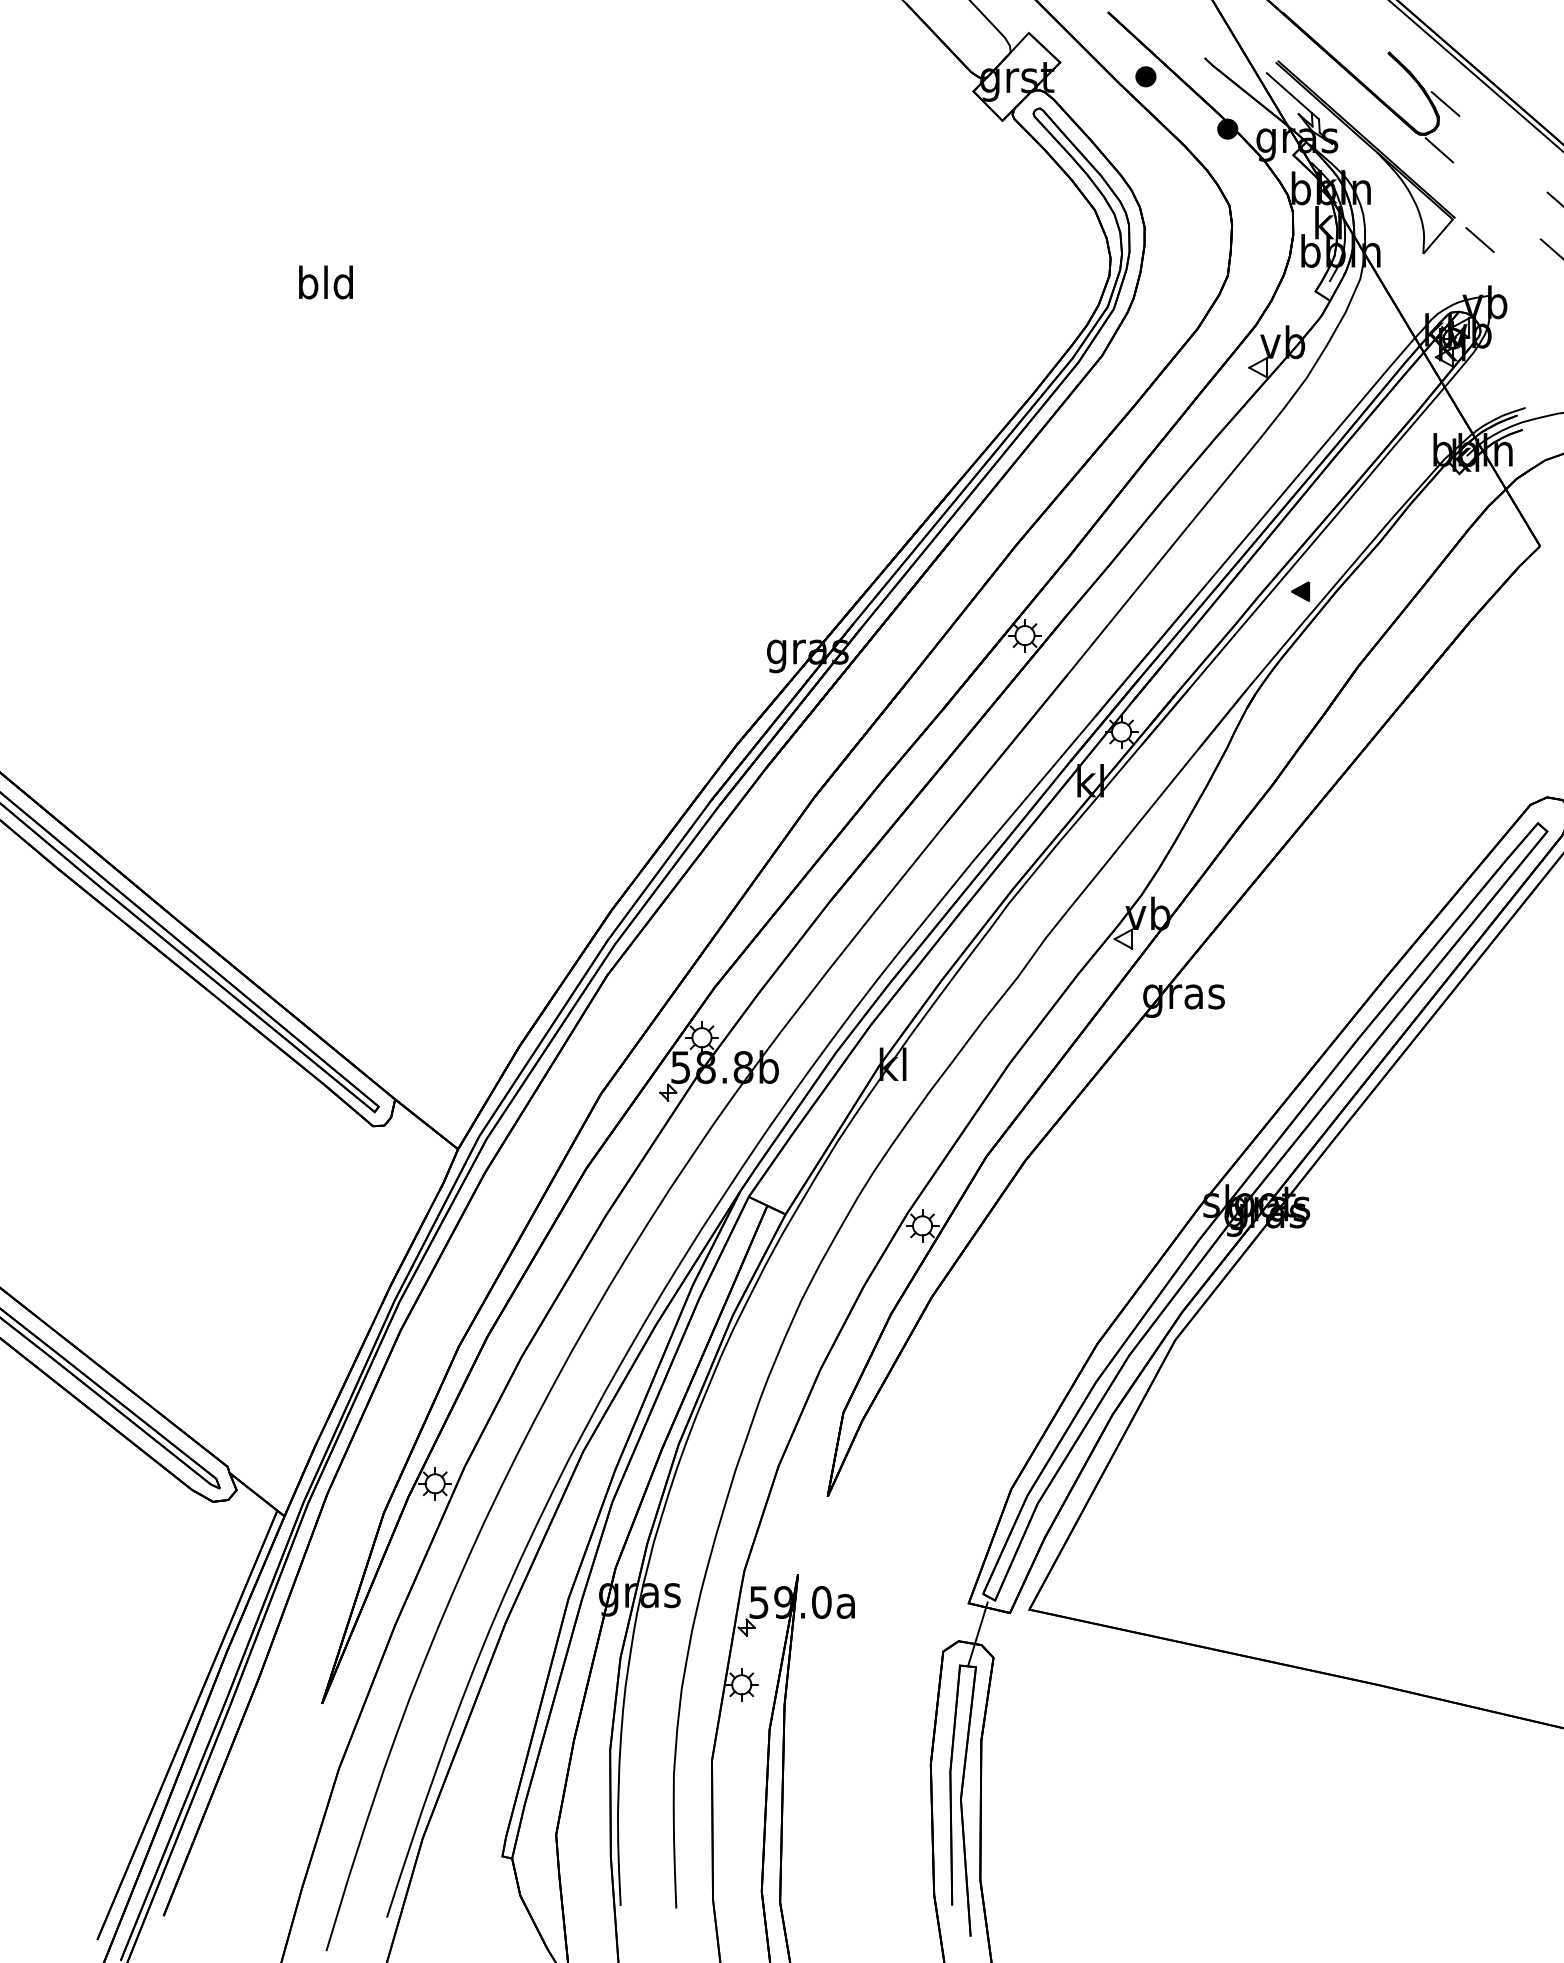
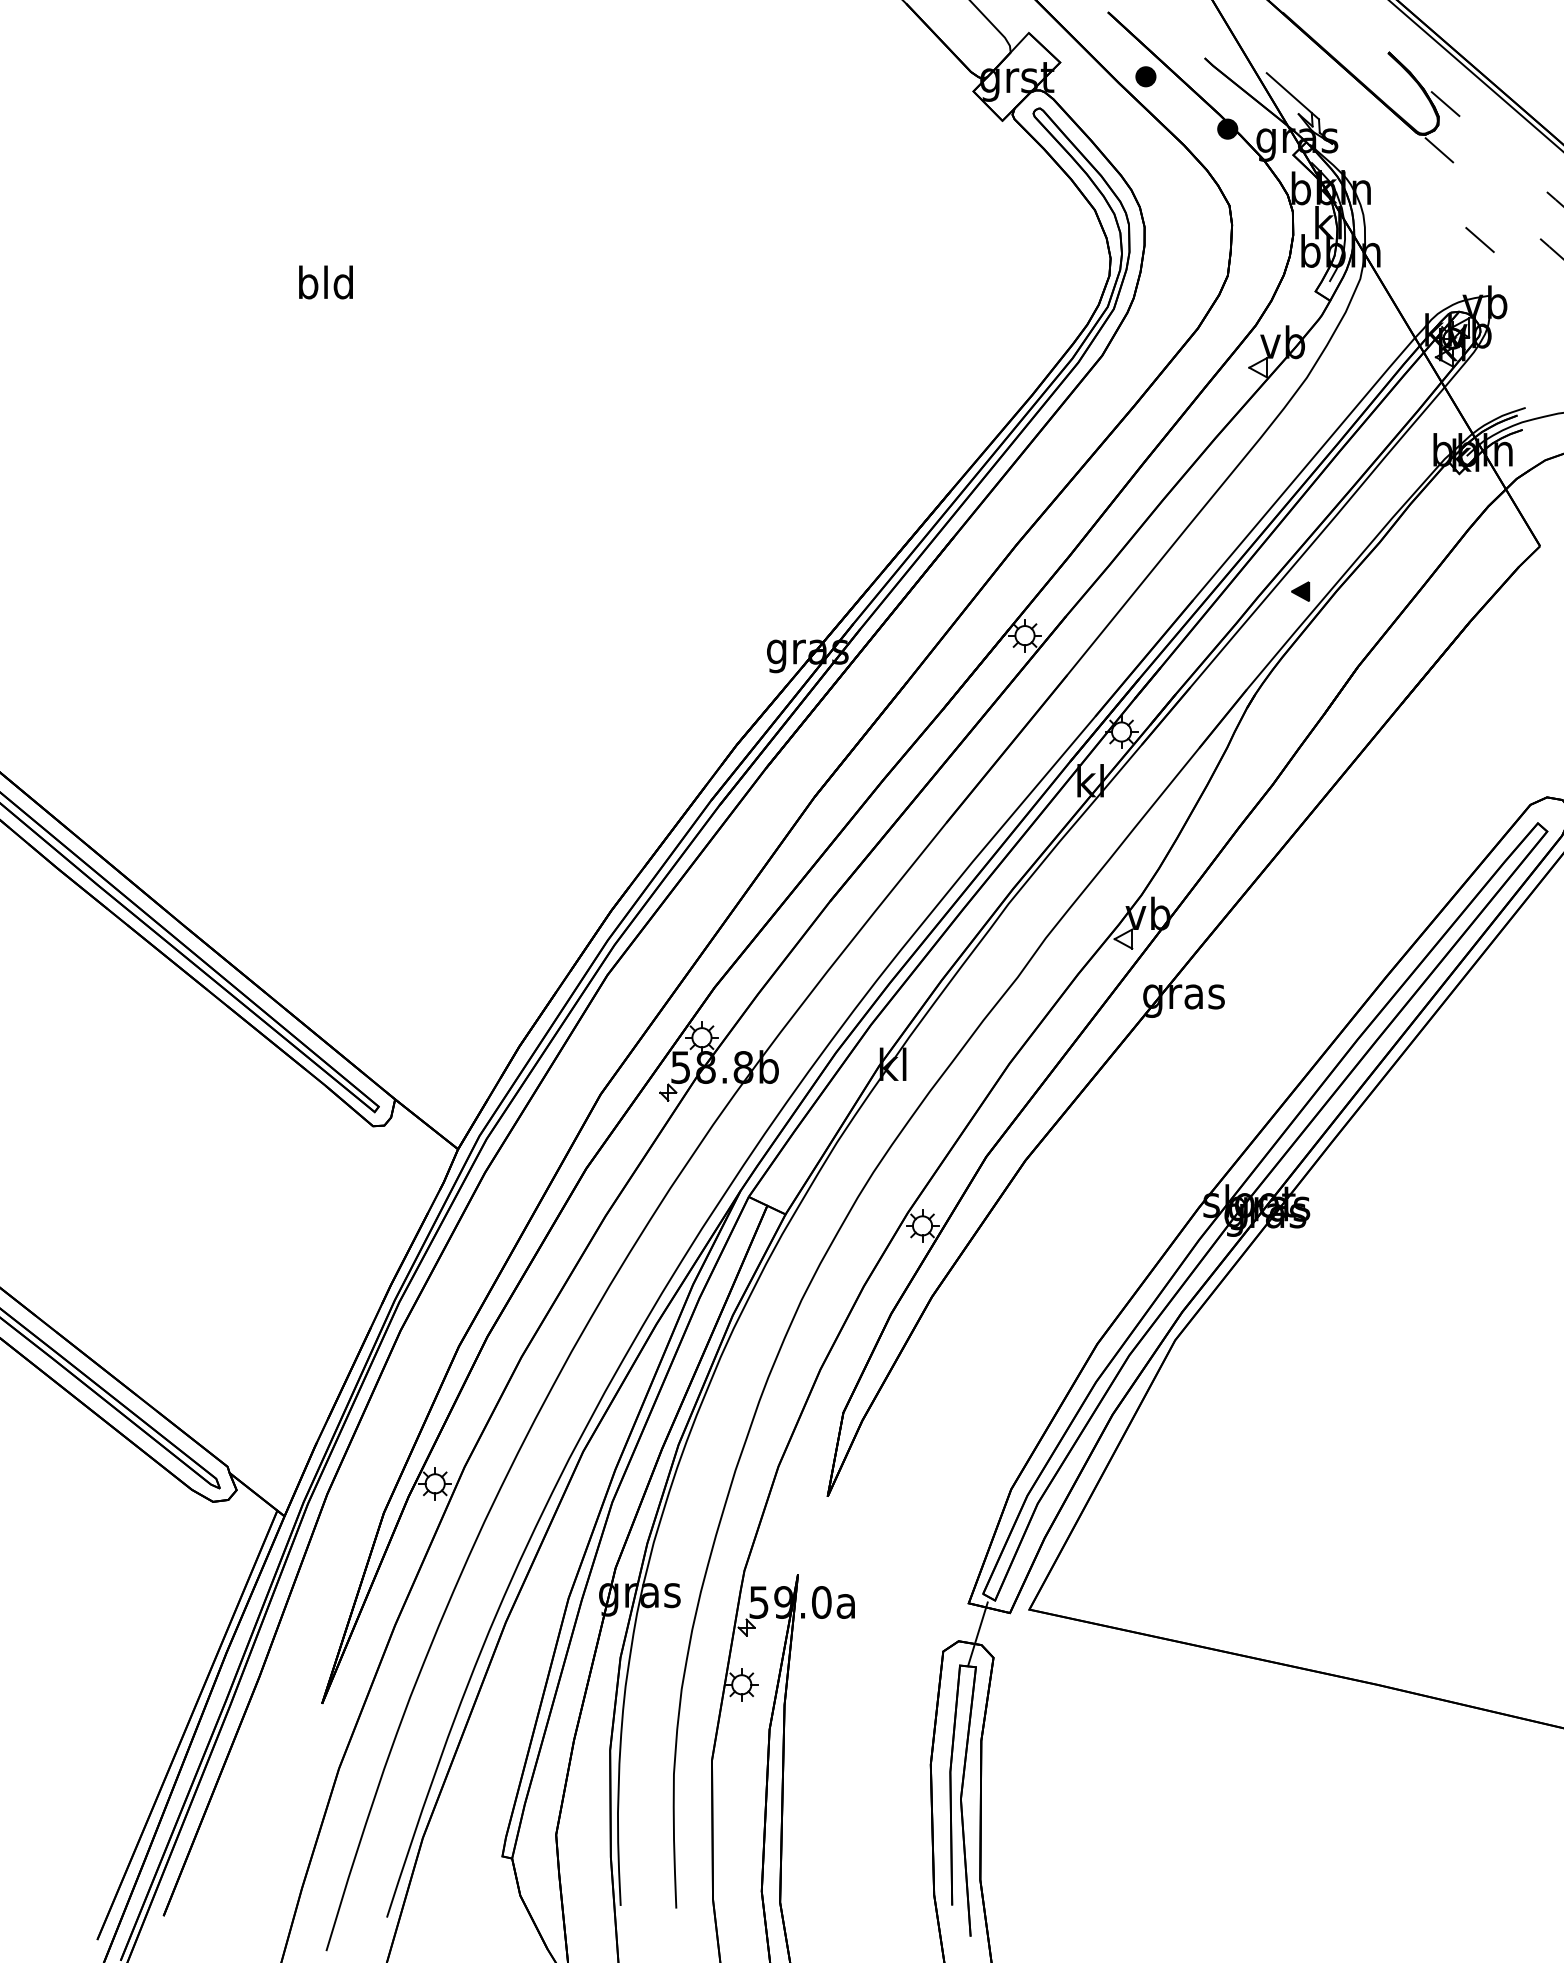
part: present -> none (1372, 149)
